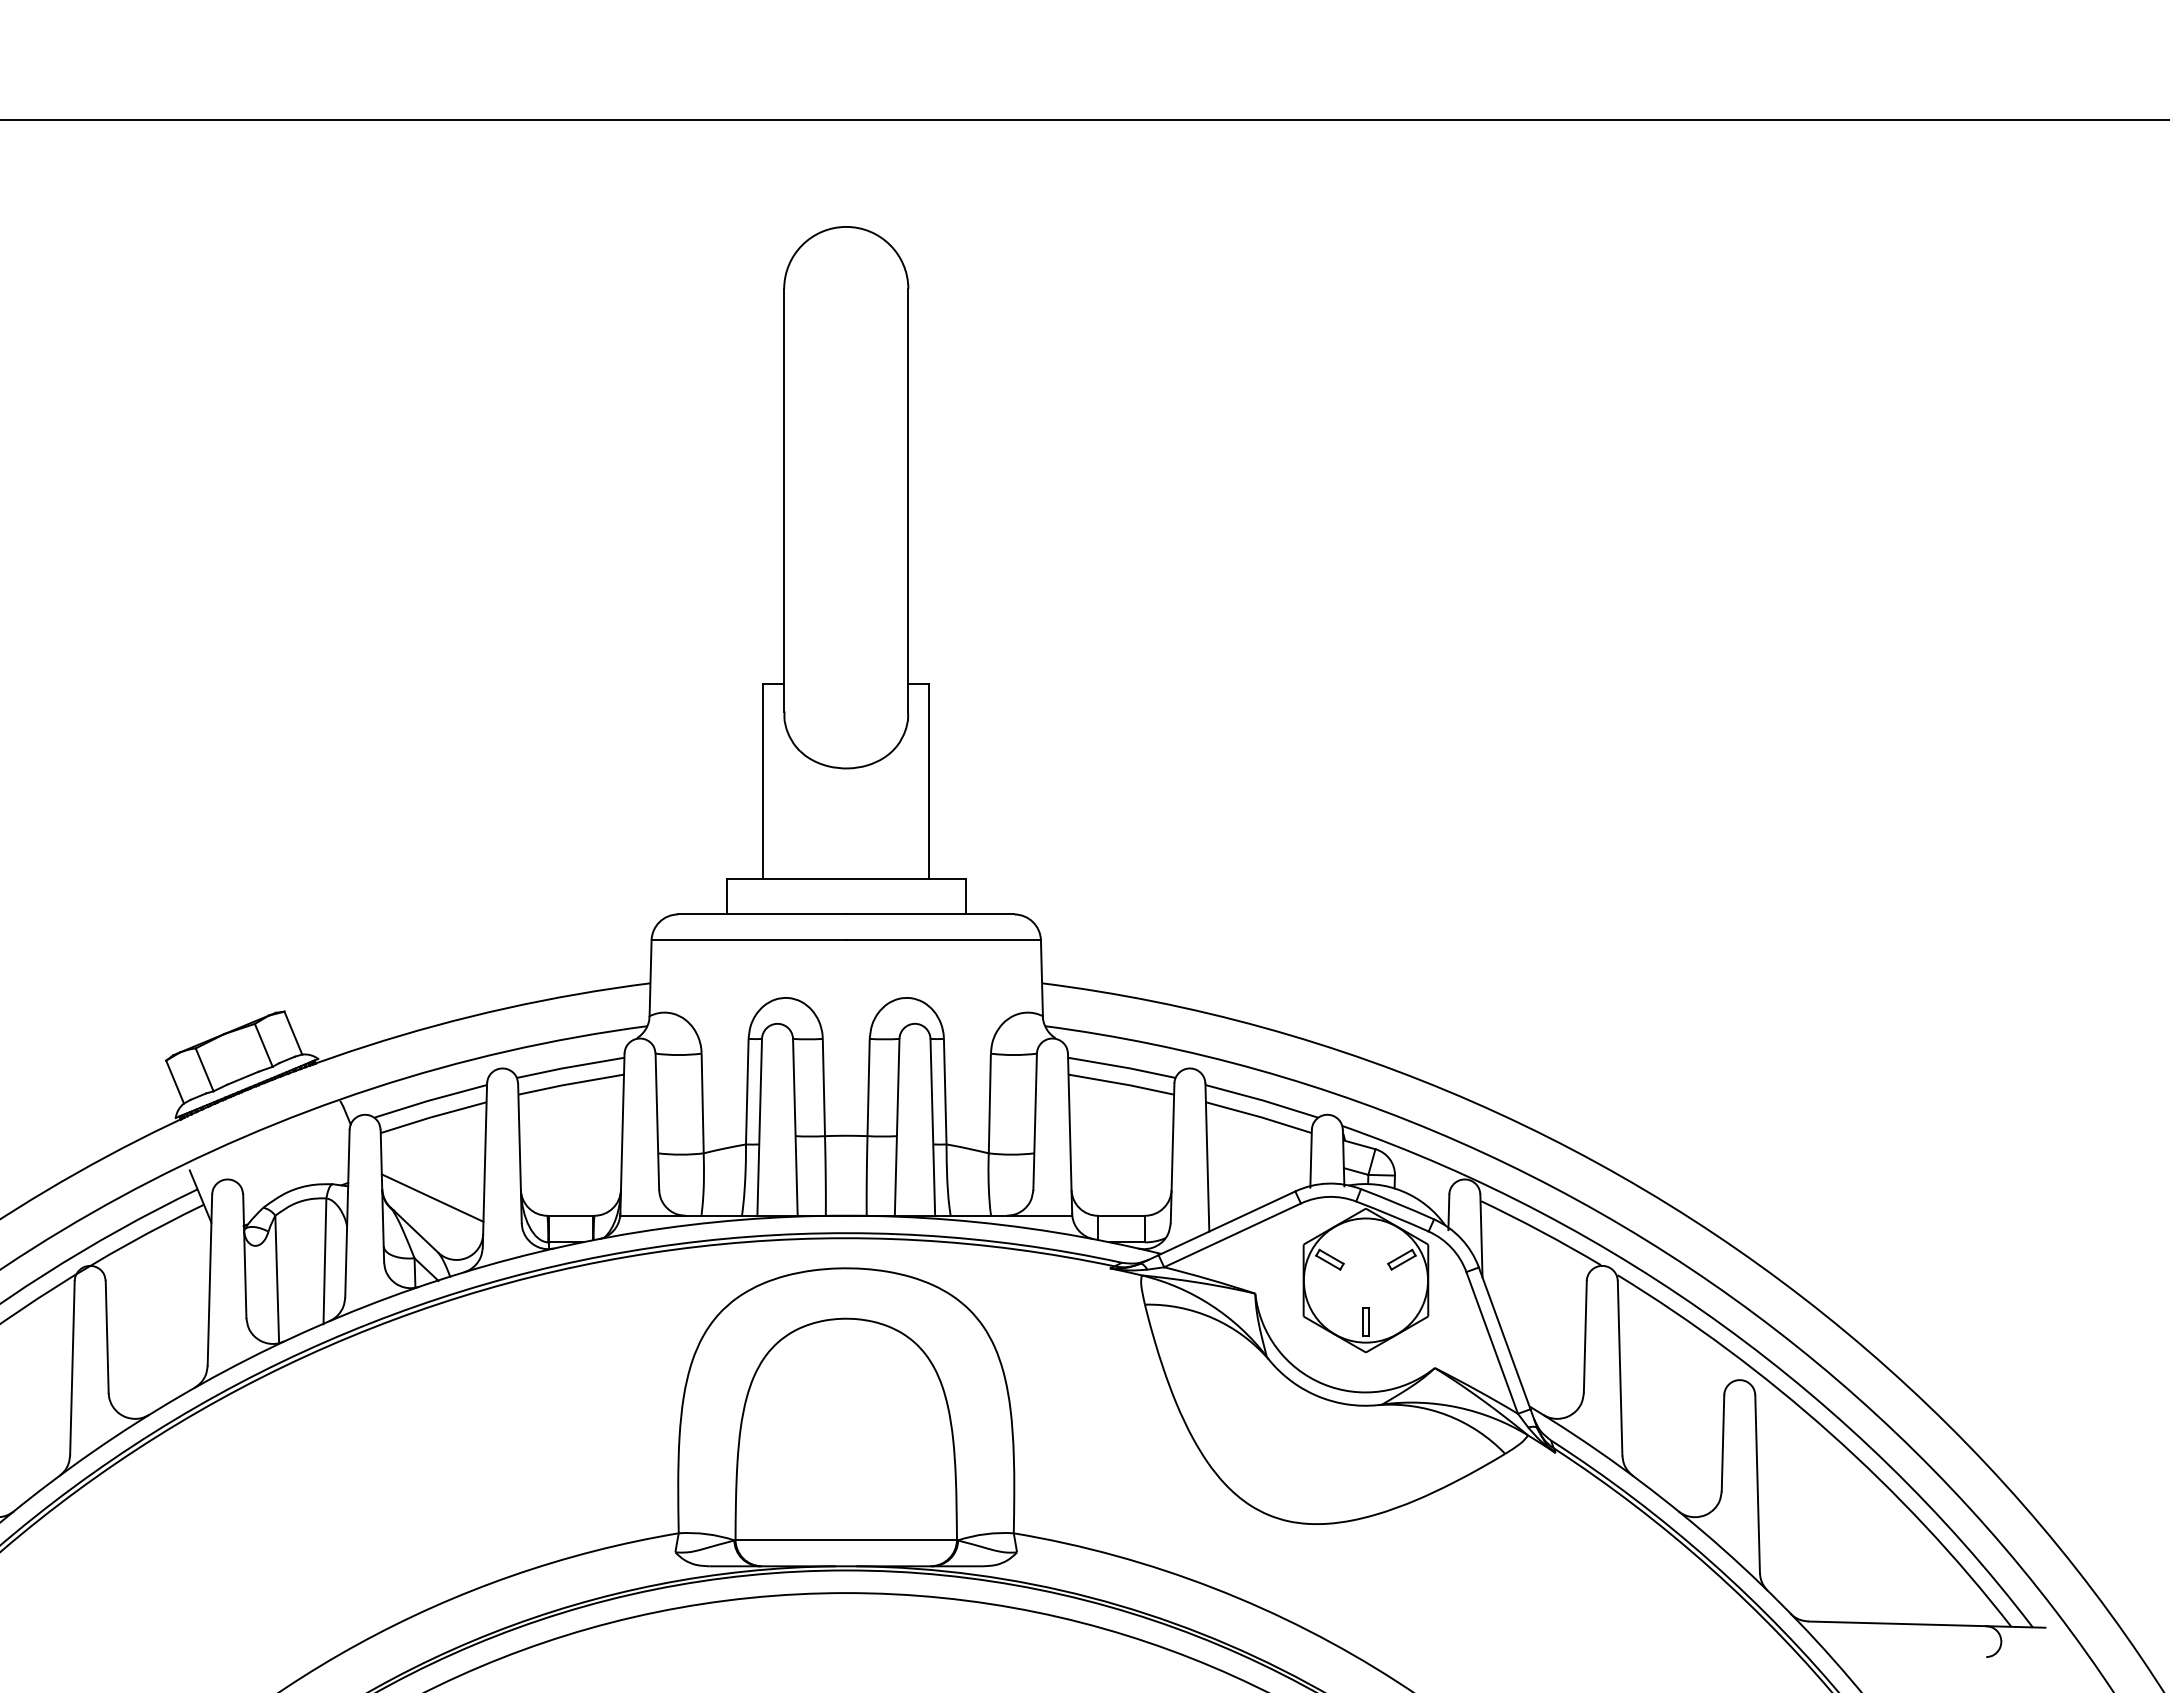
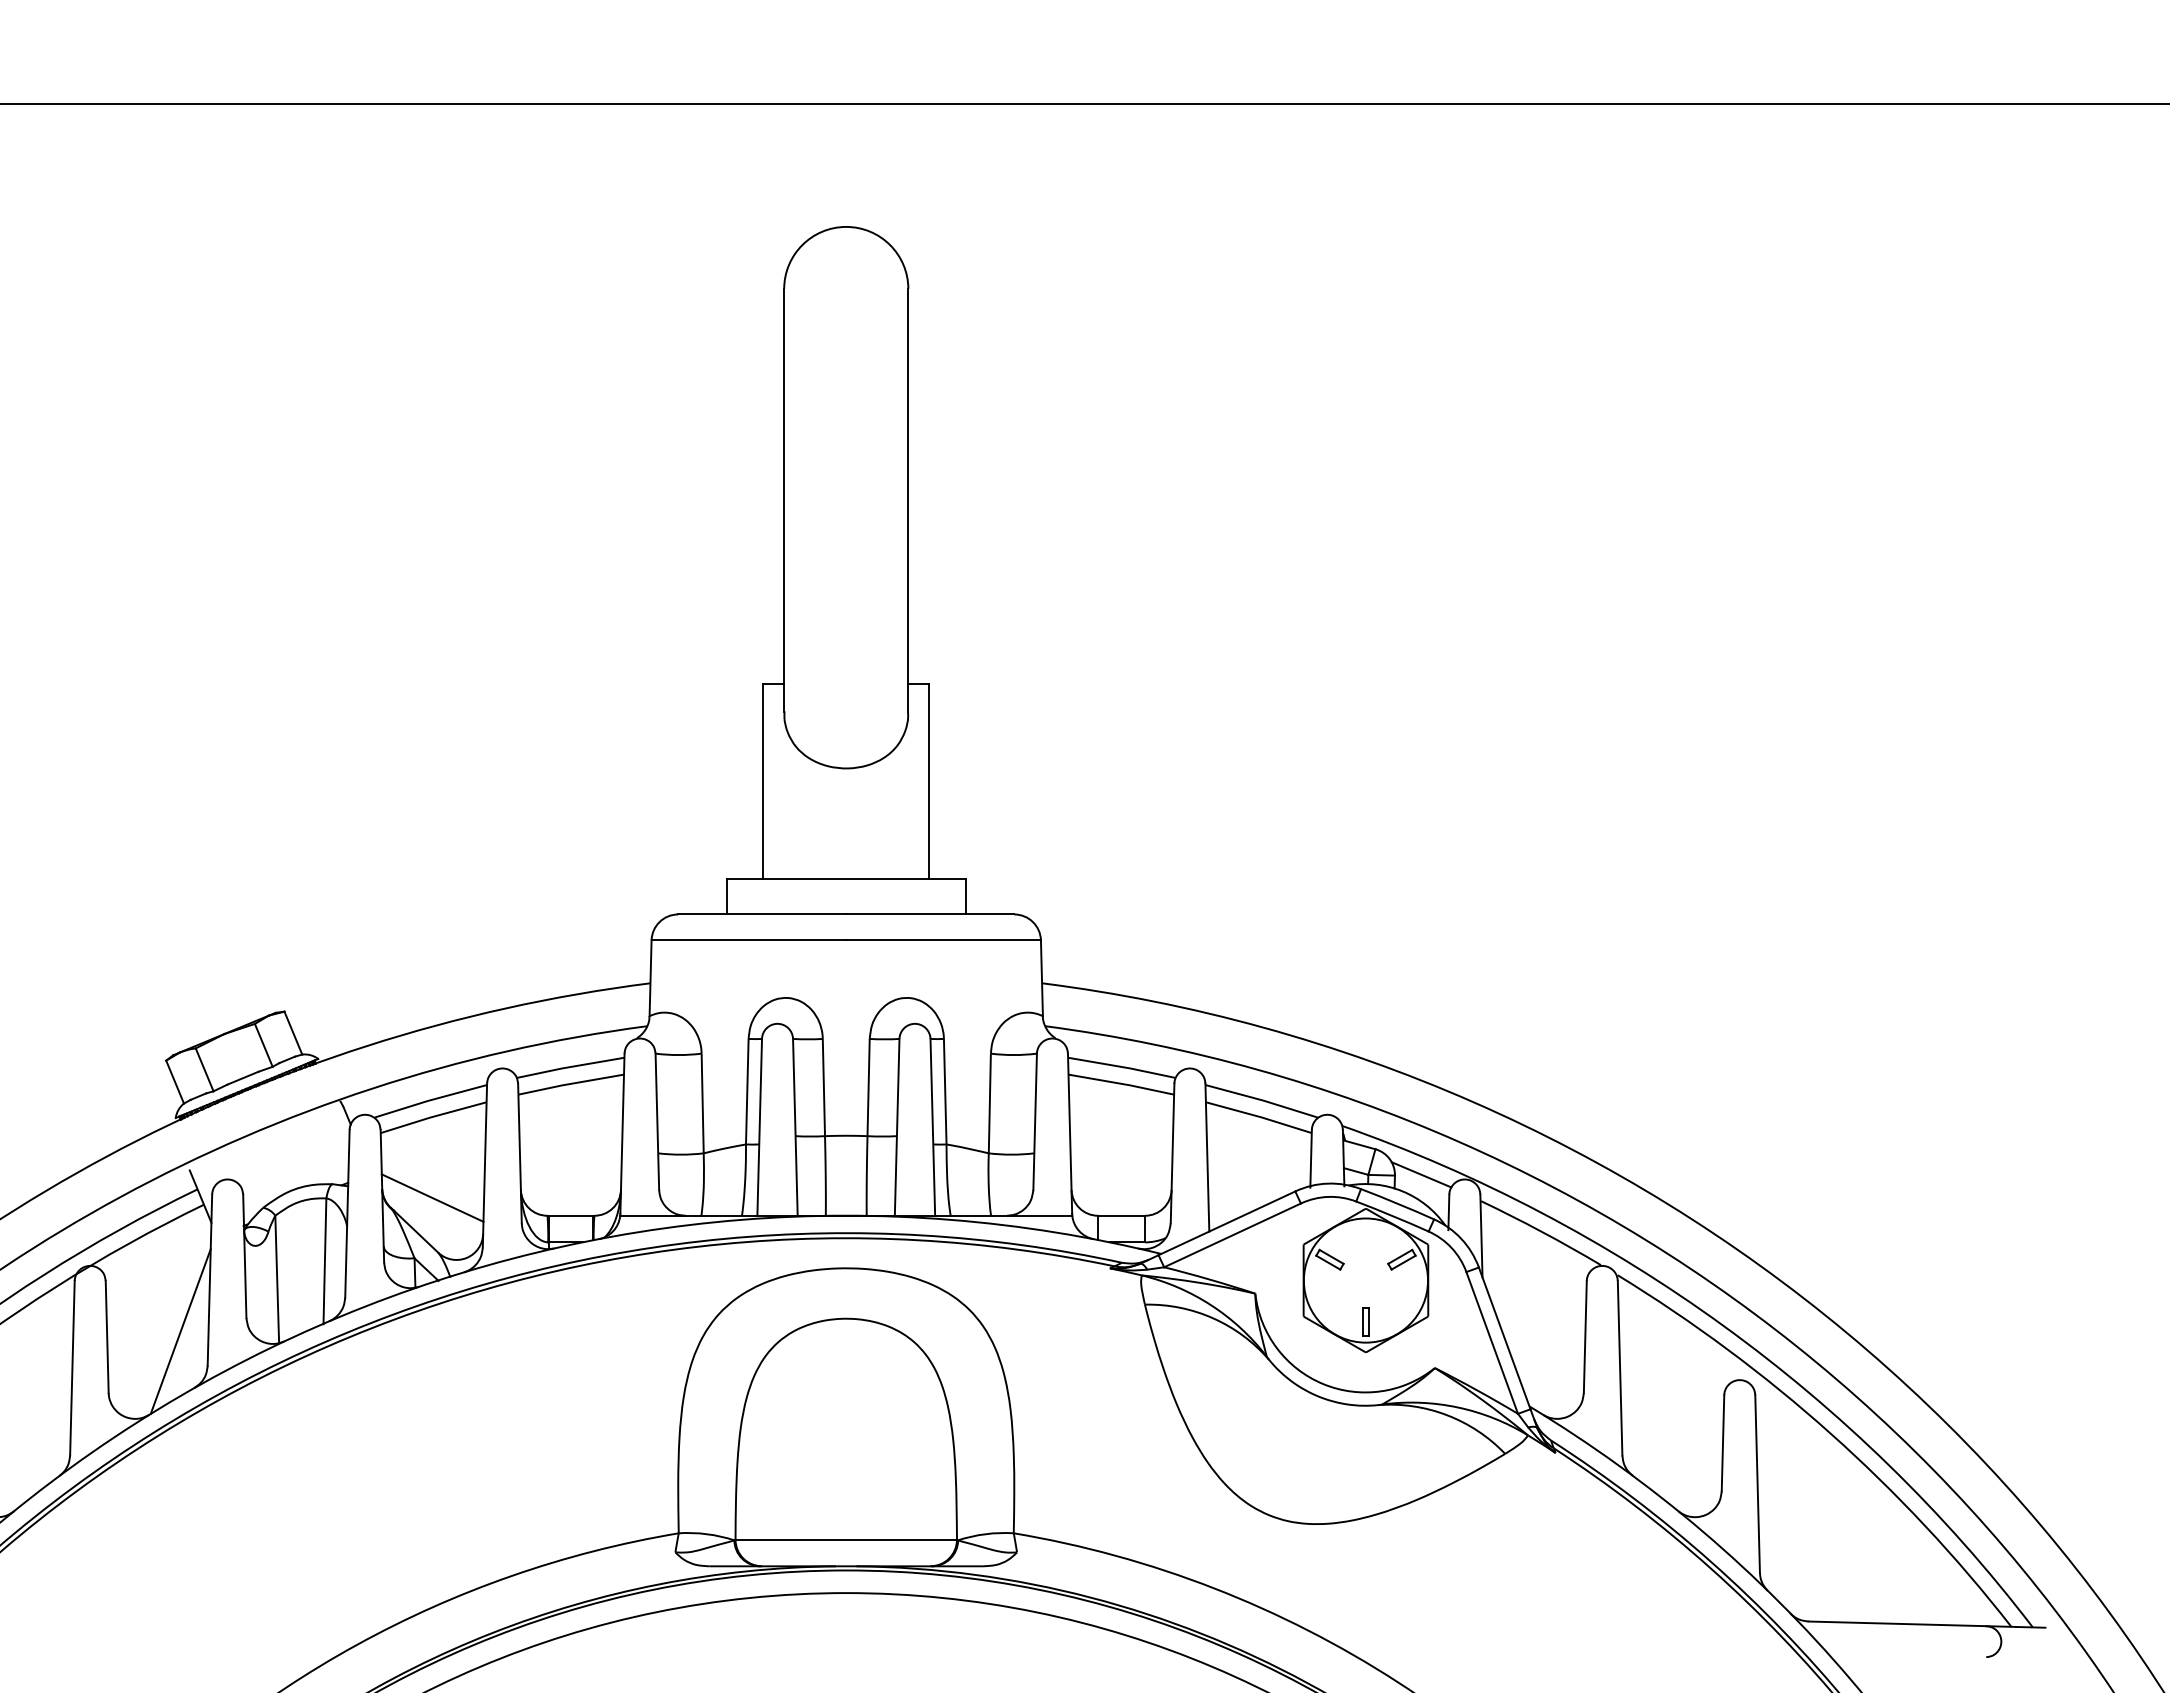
line position: (1084, 120) -> (1084, 104) (1084, 104)
line: none -> present (1421, 1174)
line: none -> present (180, 1331)
